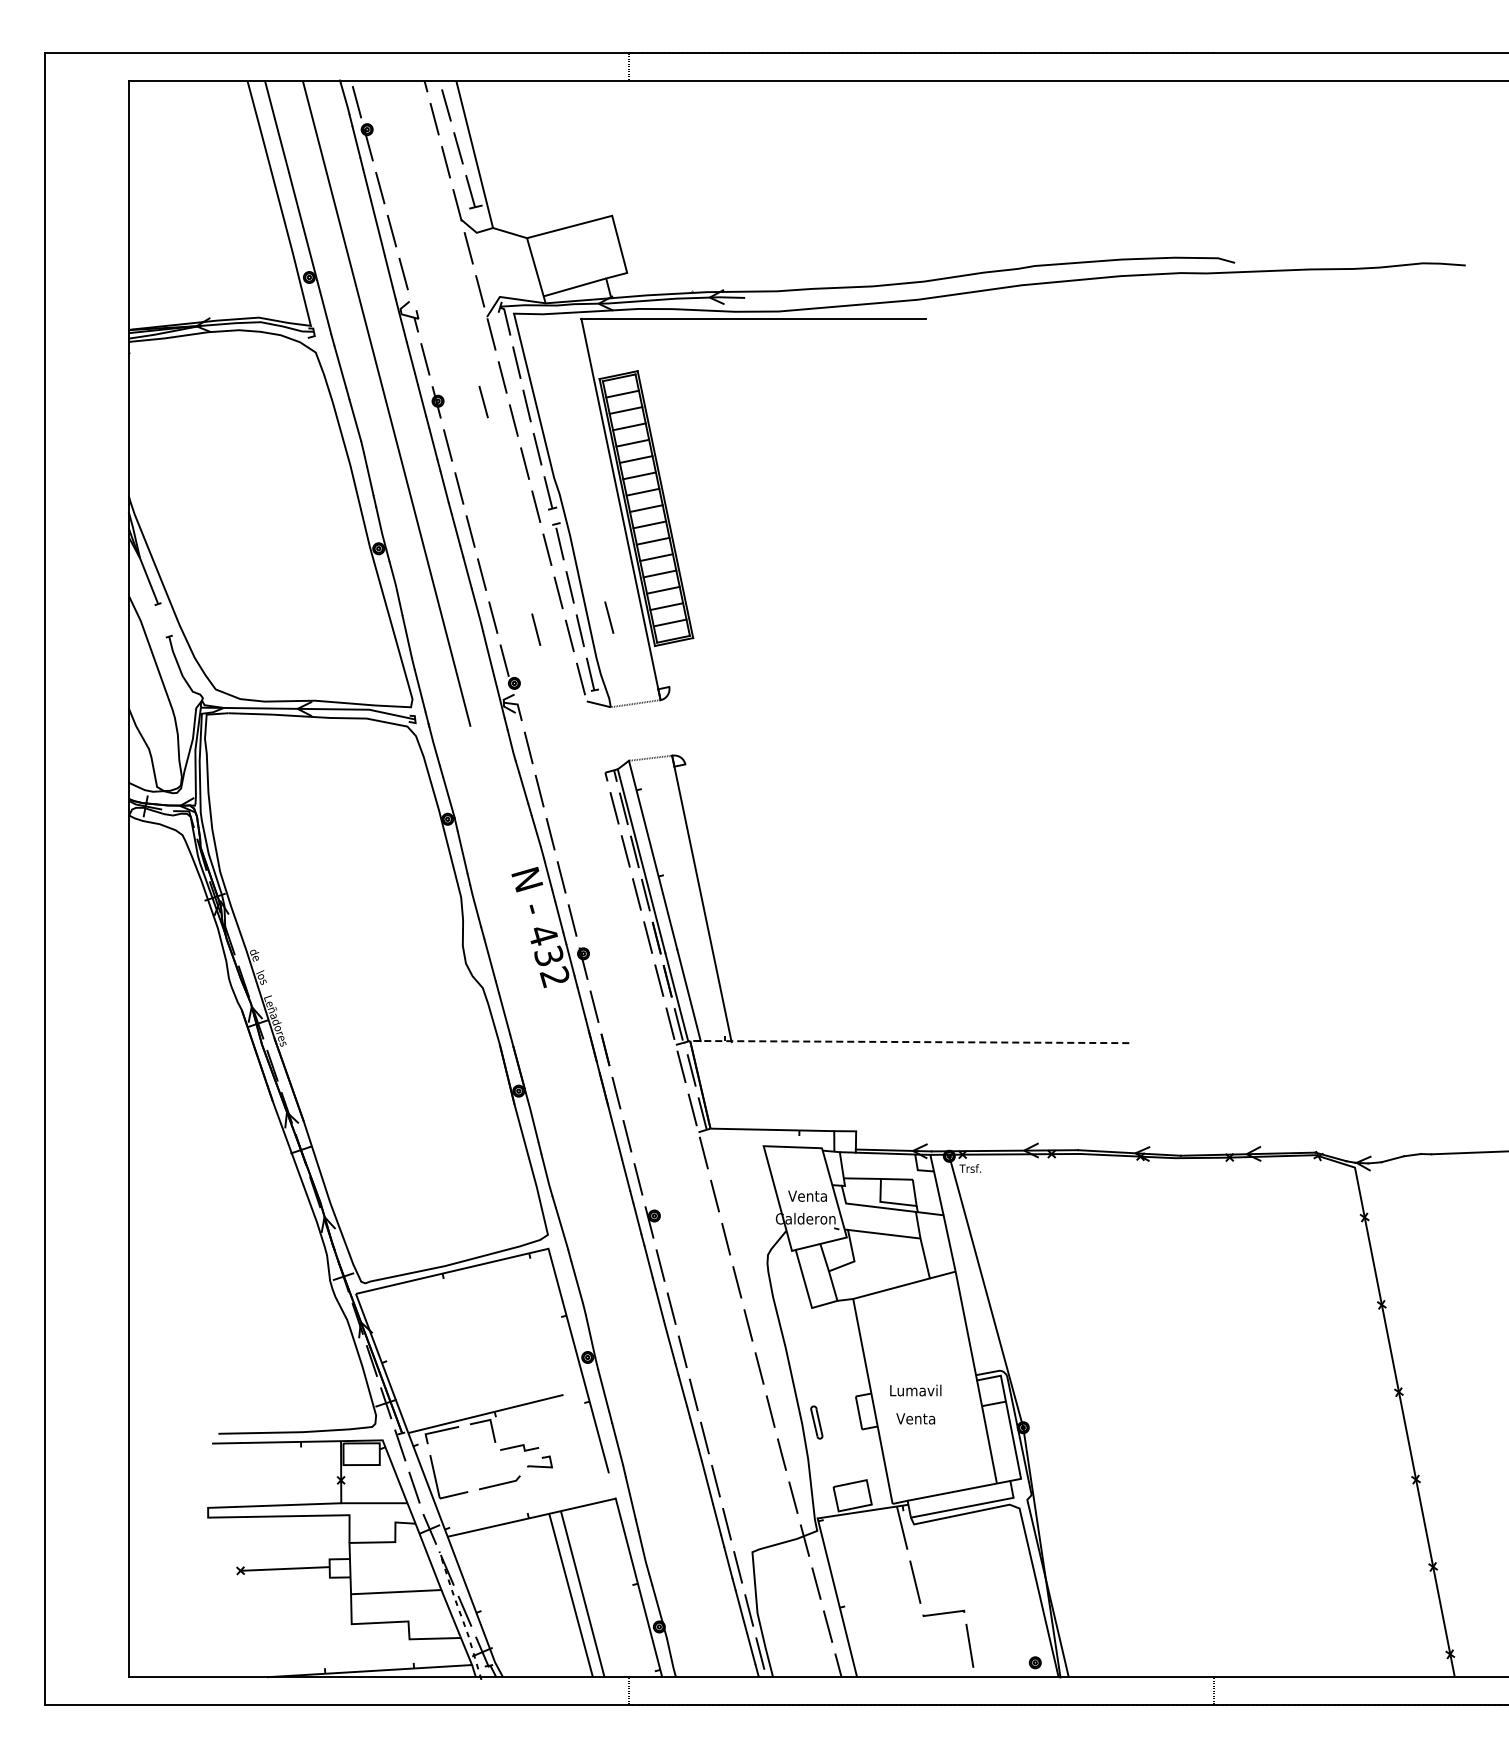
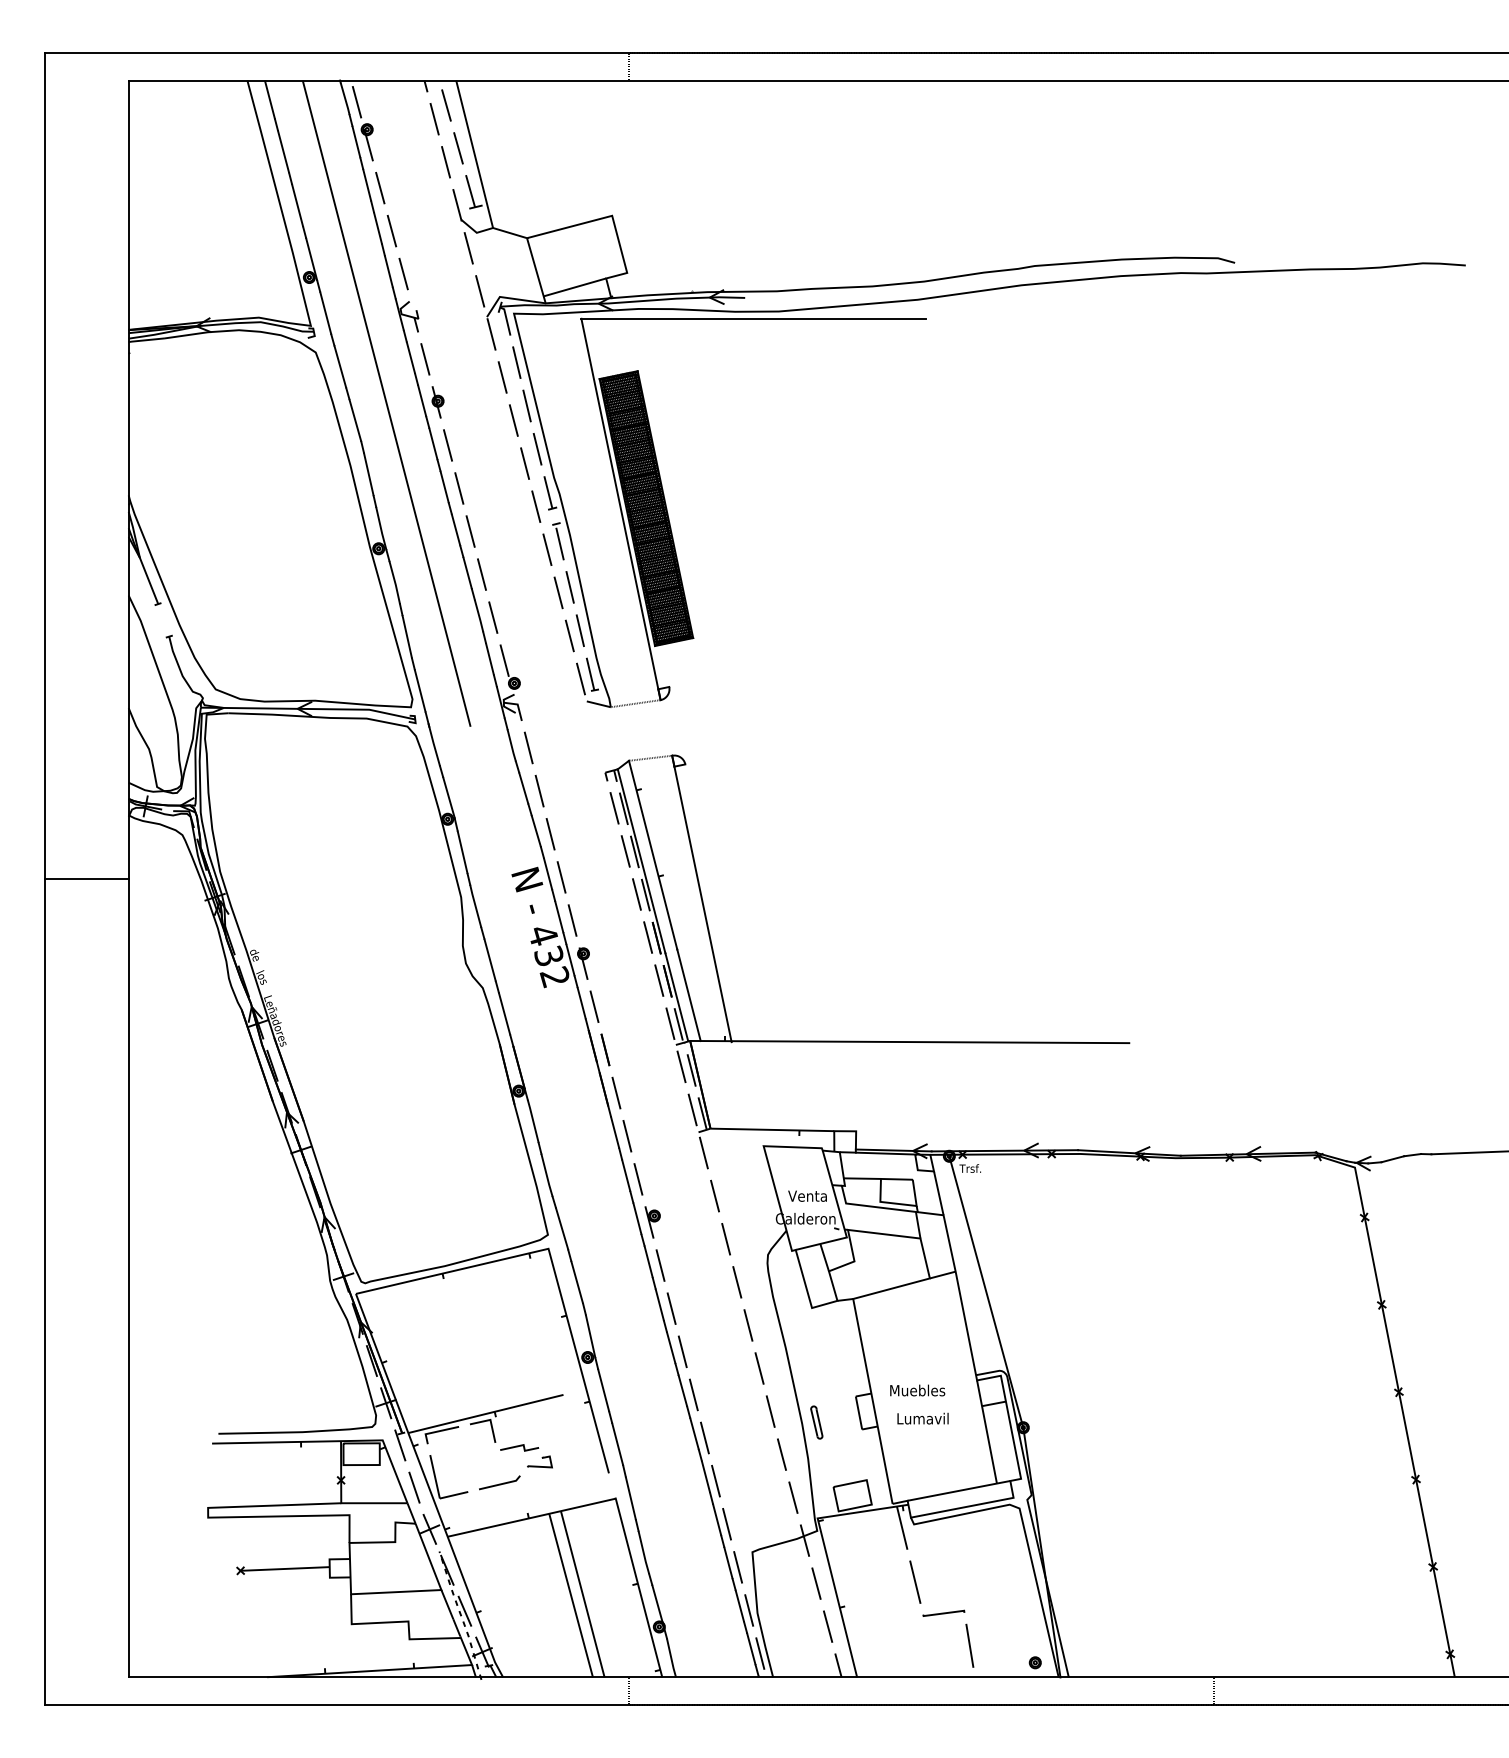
line: present -> none (483, 401)
hatch: none -> present (646, 508)
line: present -> none (609, 617)
line: present -> none (536, 629)
line: none -> present (86, 879)
line: dashed -> solid (909, 1042)
text: Lumavil -> Muebles (918, 1390)
text: Venta -> Lumavil (922, 1418)
